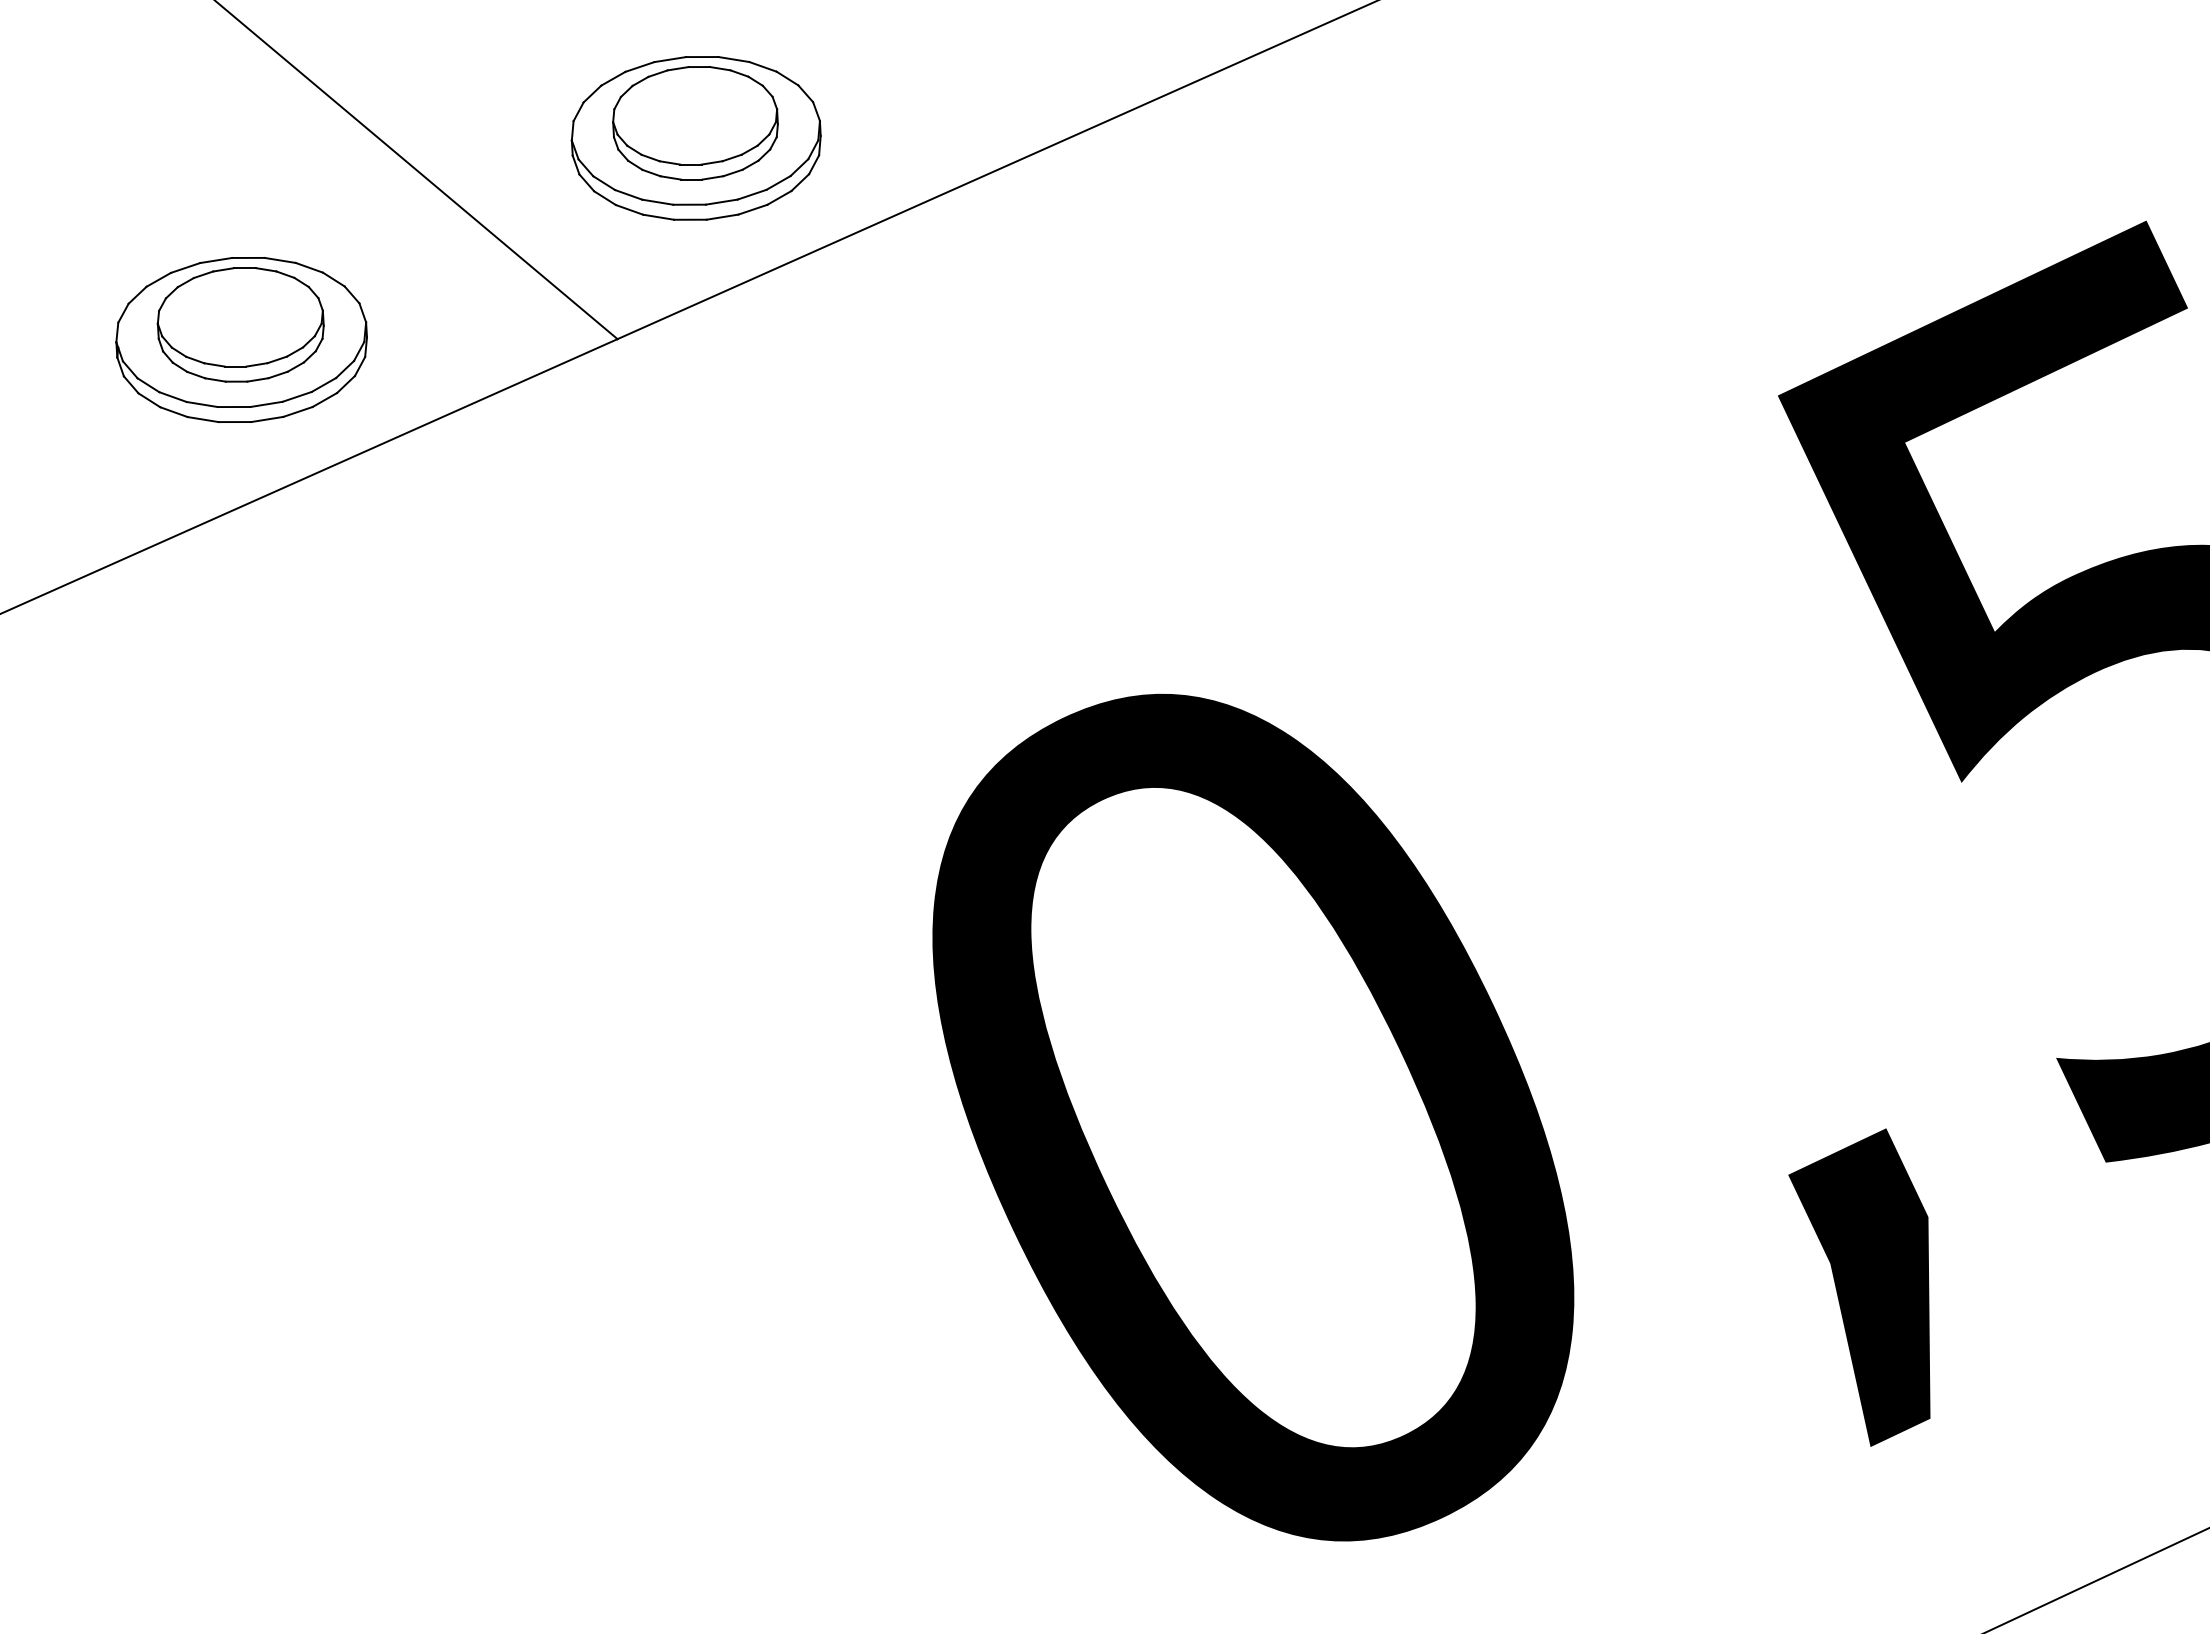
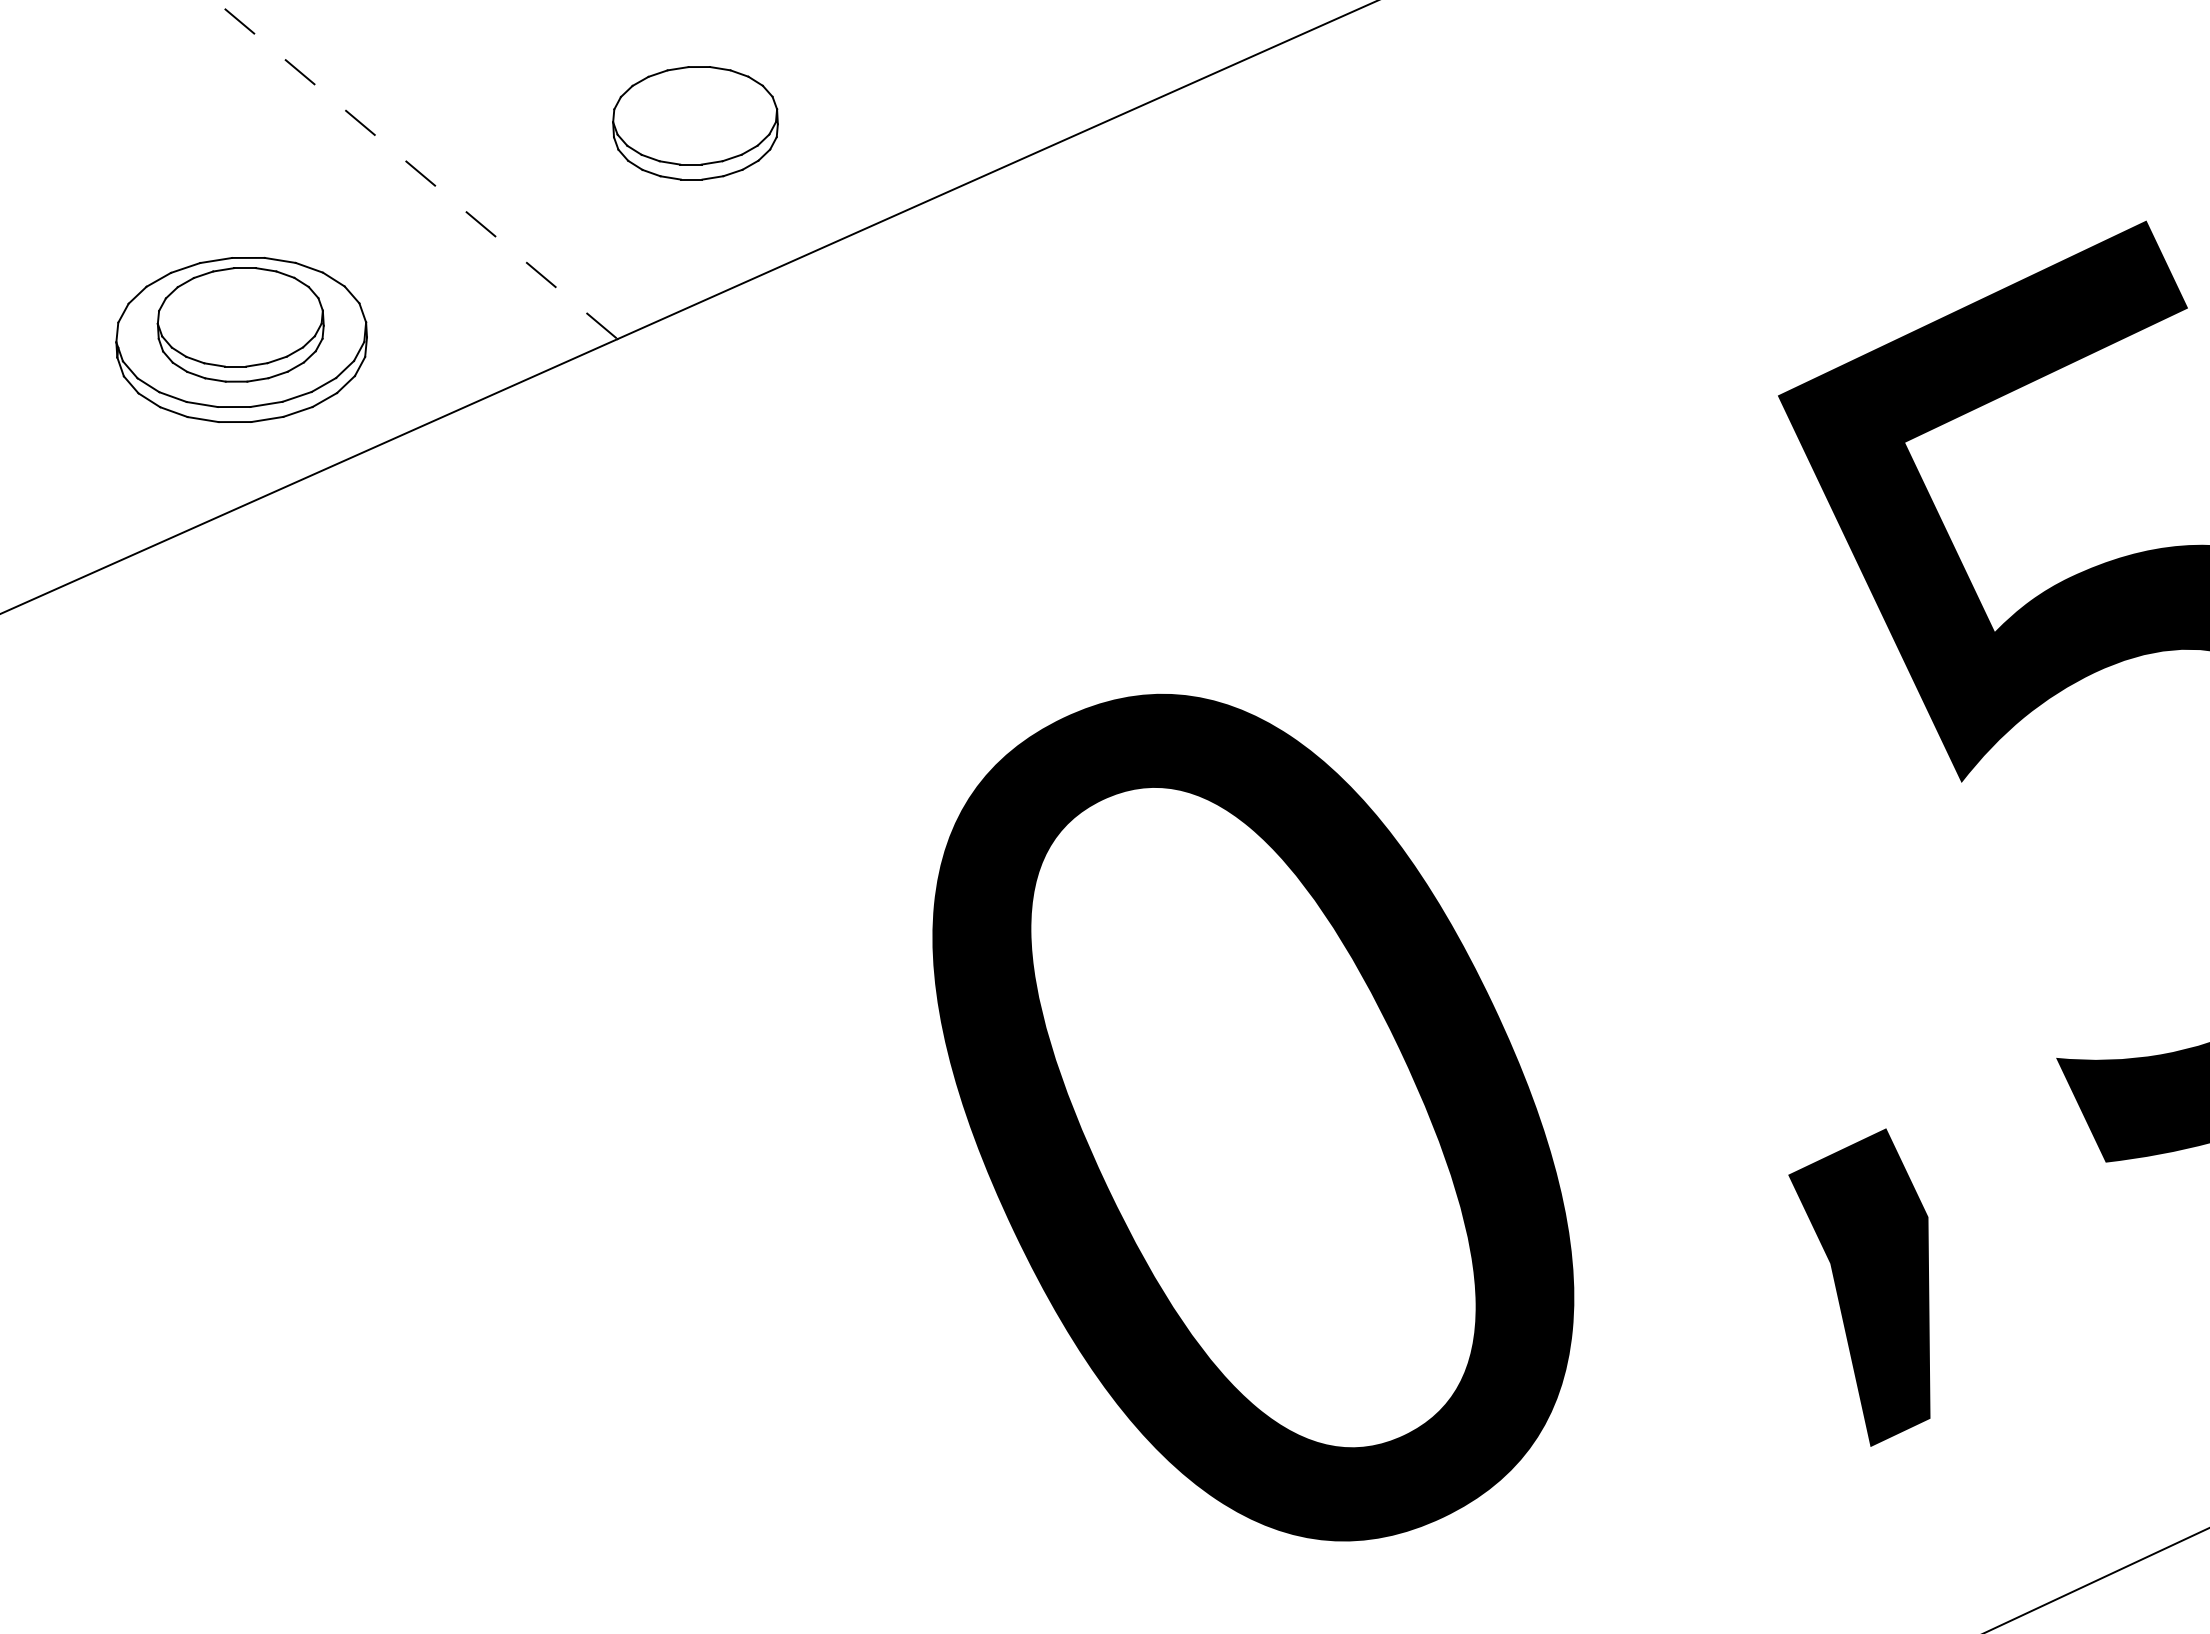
part: present -> none (695, 138)
line: solid -> dashed (416, 169)
